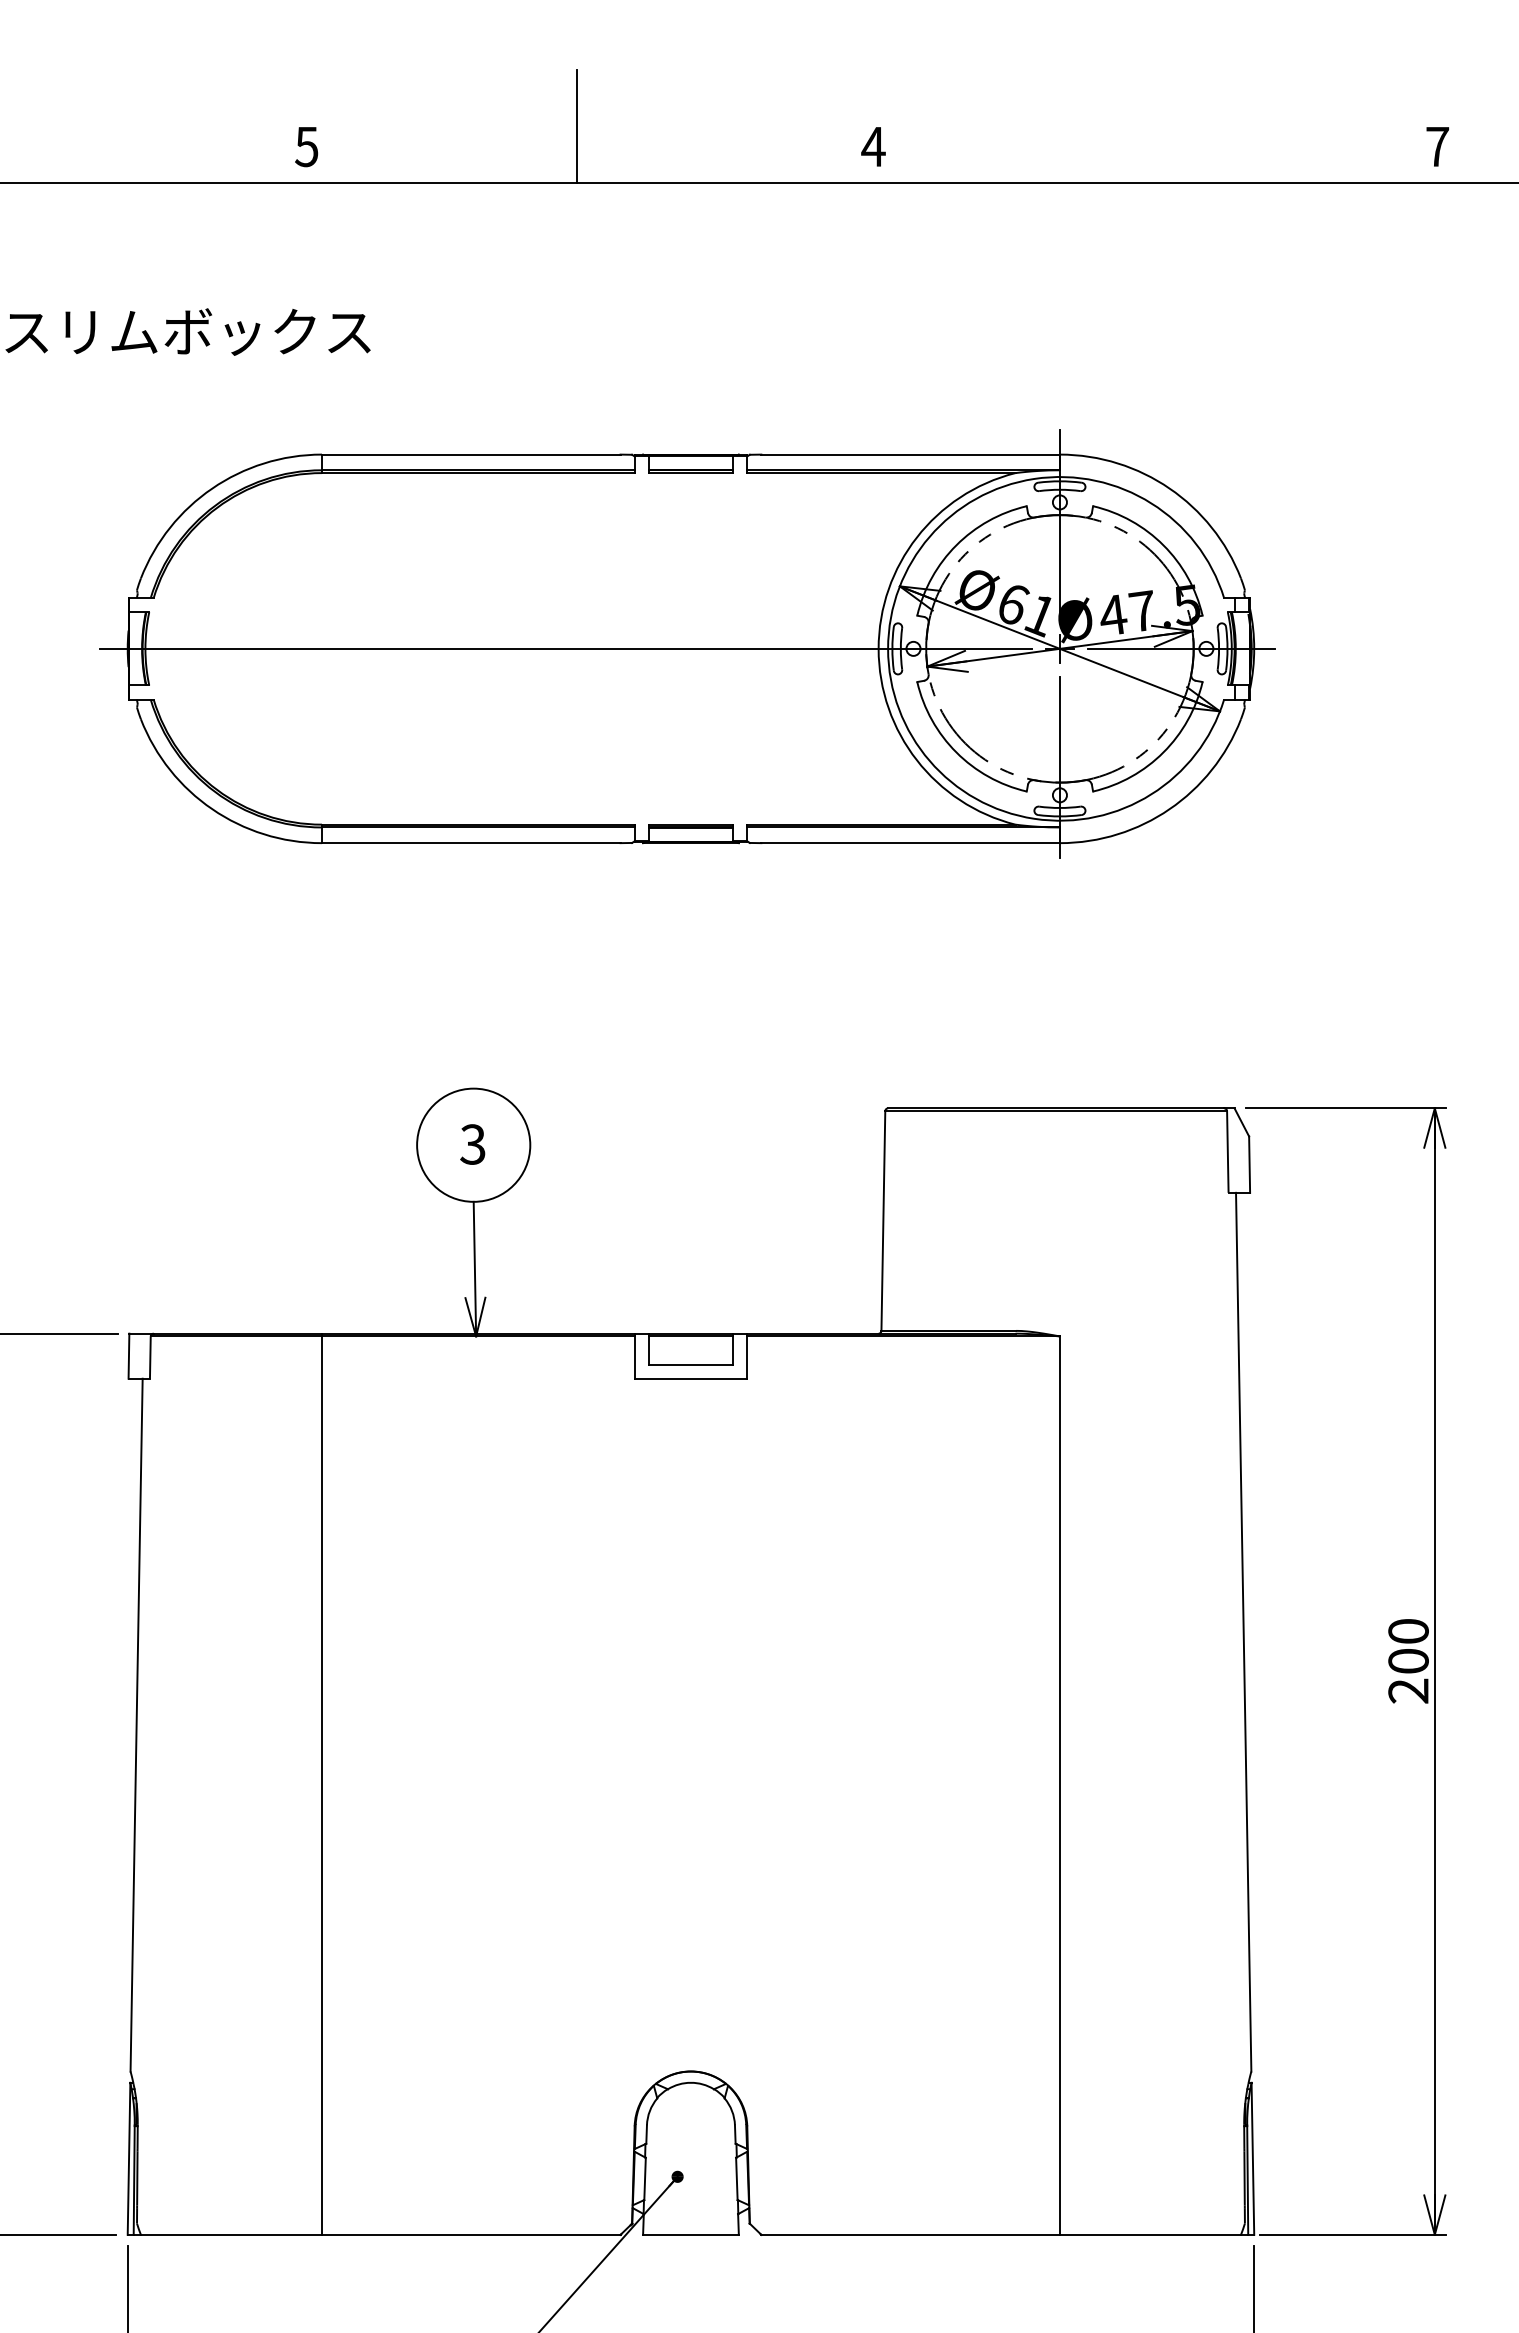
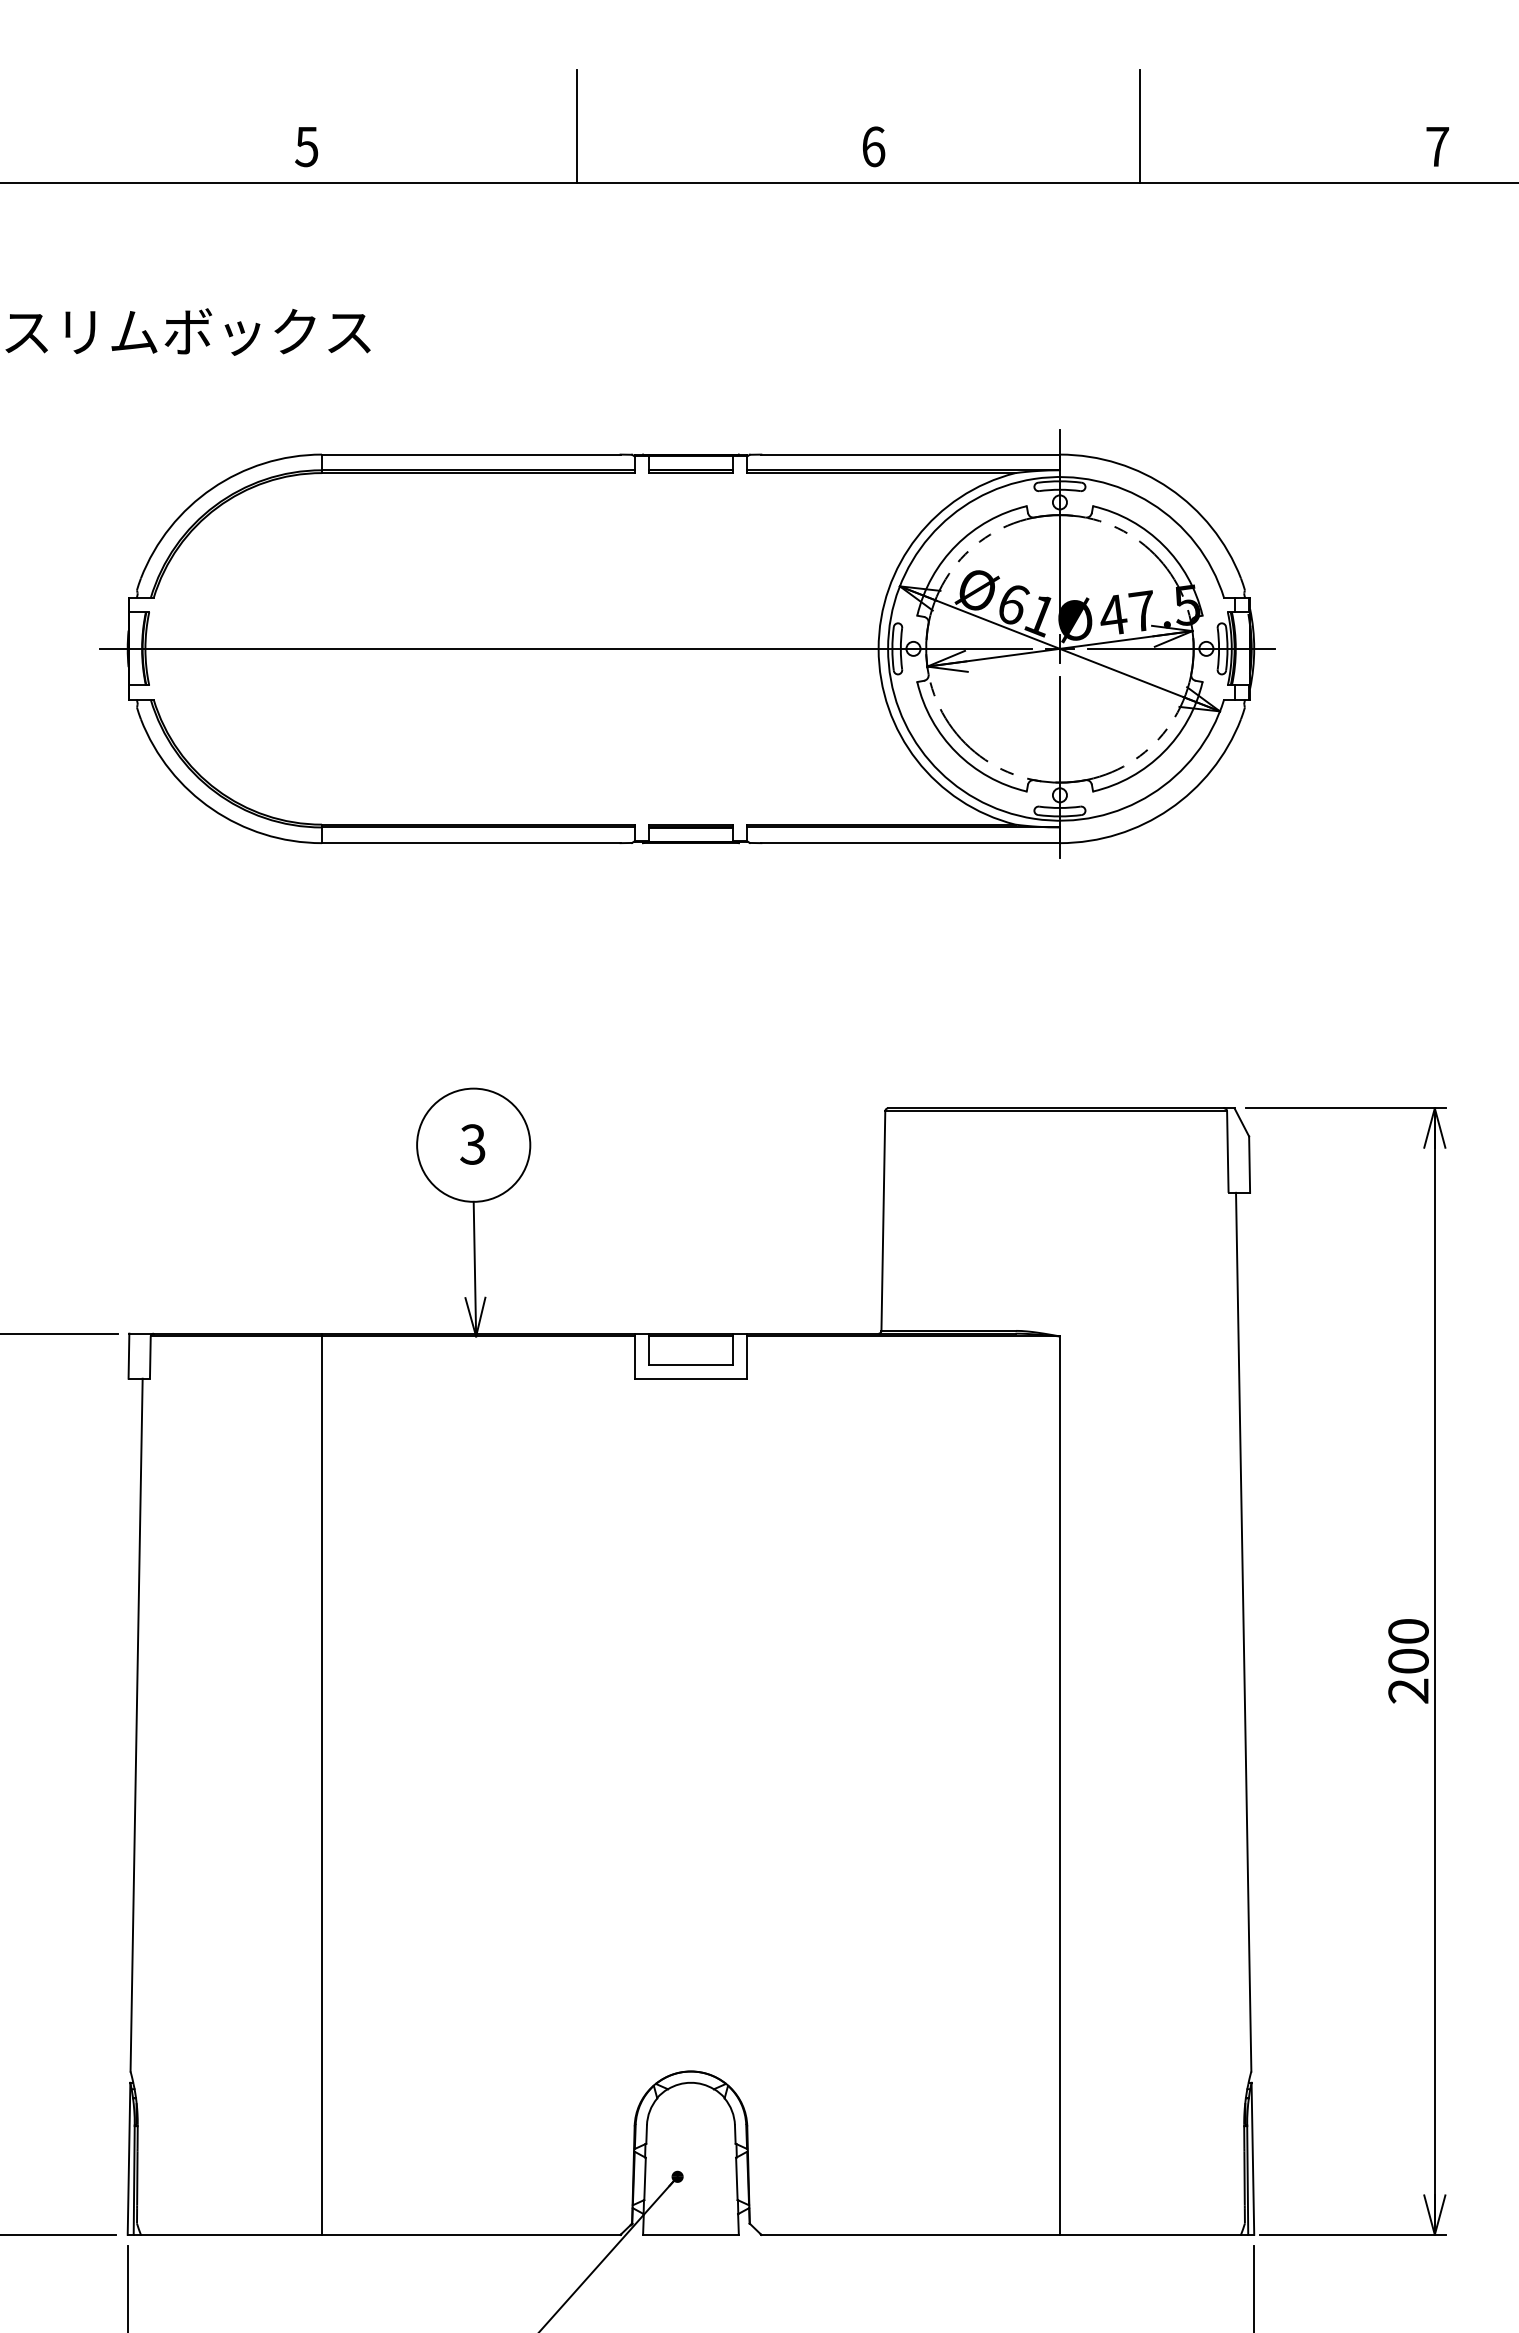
line: none -> present (1139, 125)
text: 4 -> 6 (873, 146)
